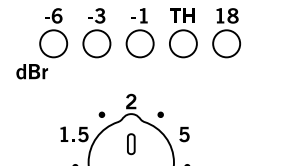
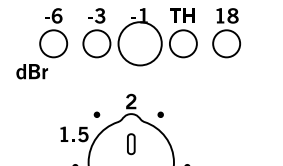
circle diameter: 27 px -> 43 px (139, 43)
part position: (101, 114) -> (96, 114) (96, 114)
part: present -> none (184, 134)
